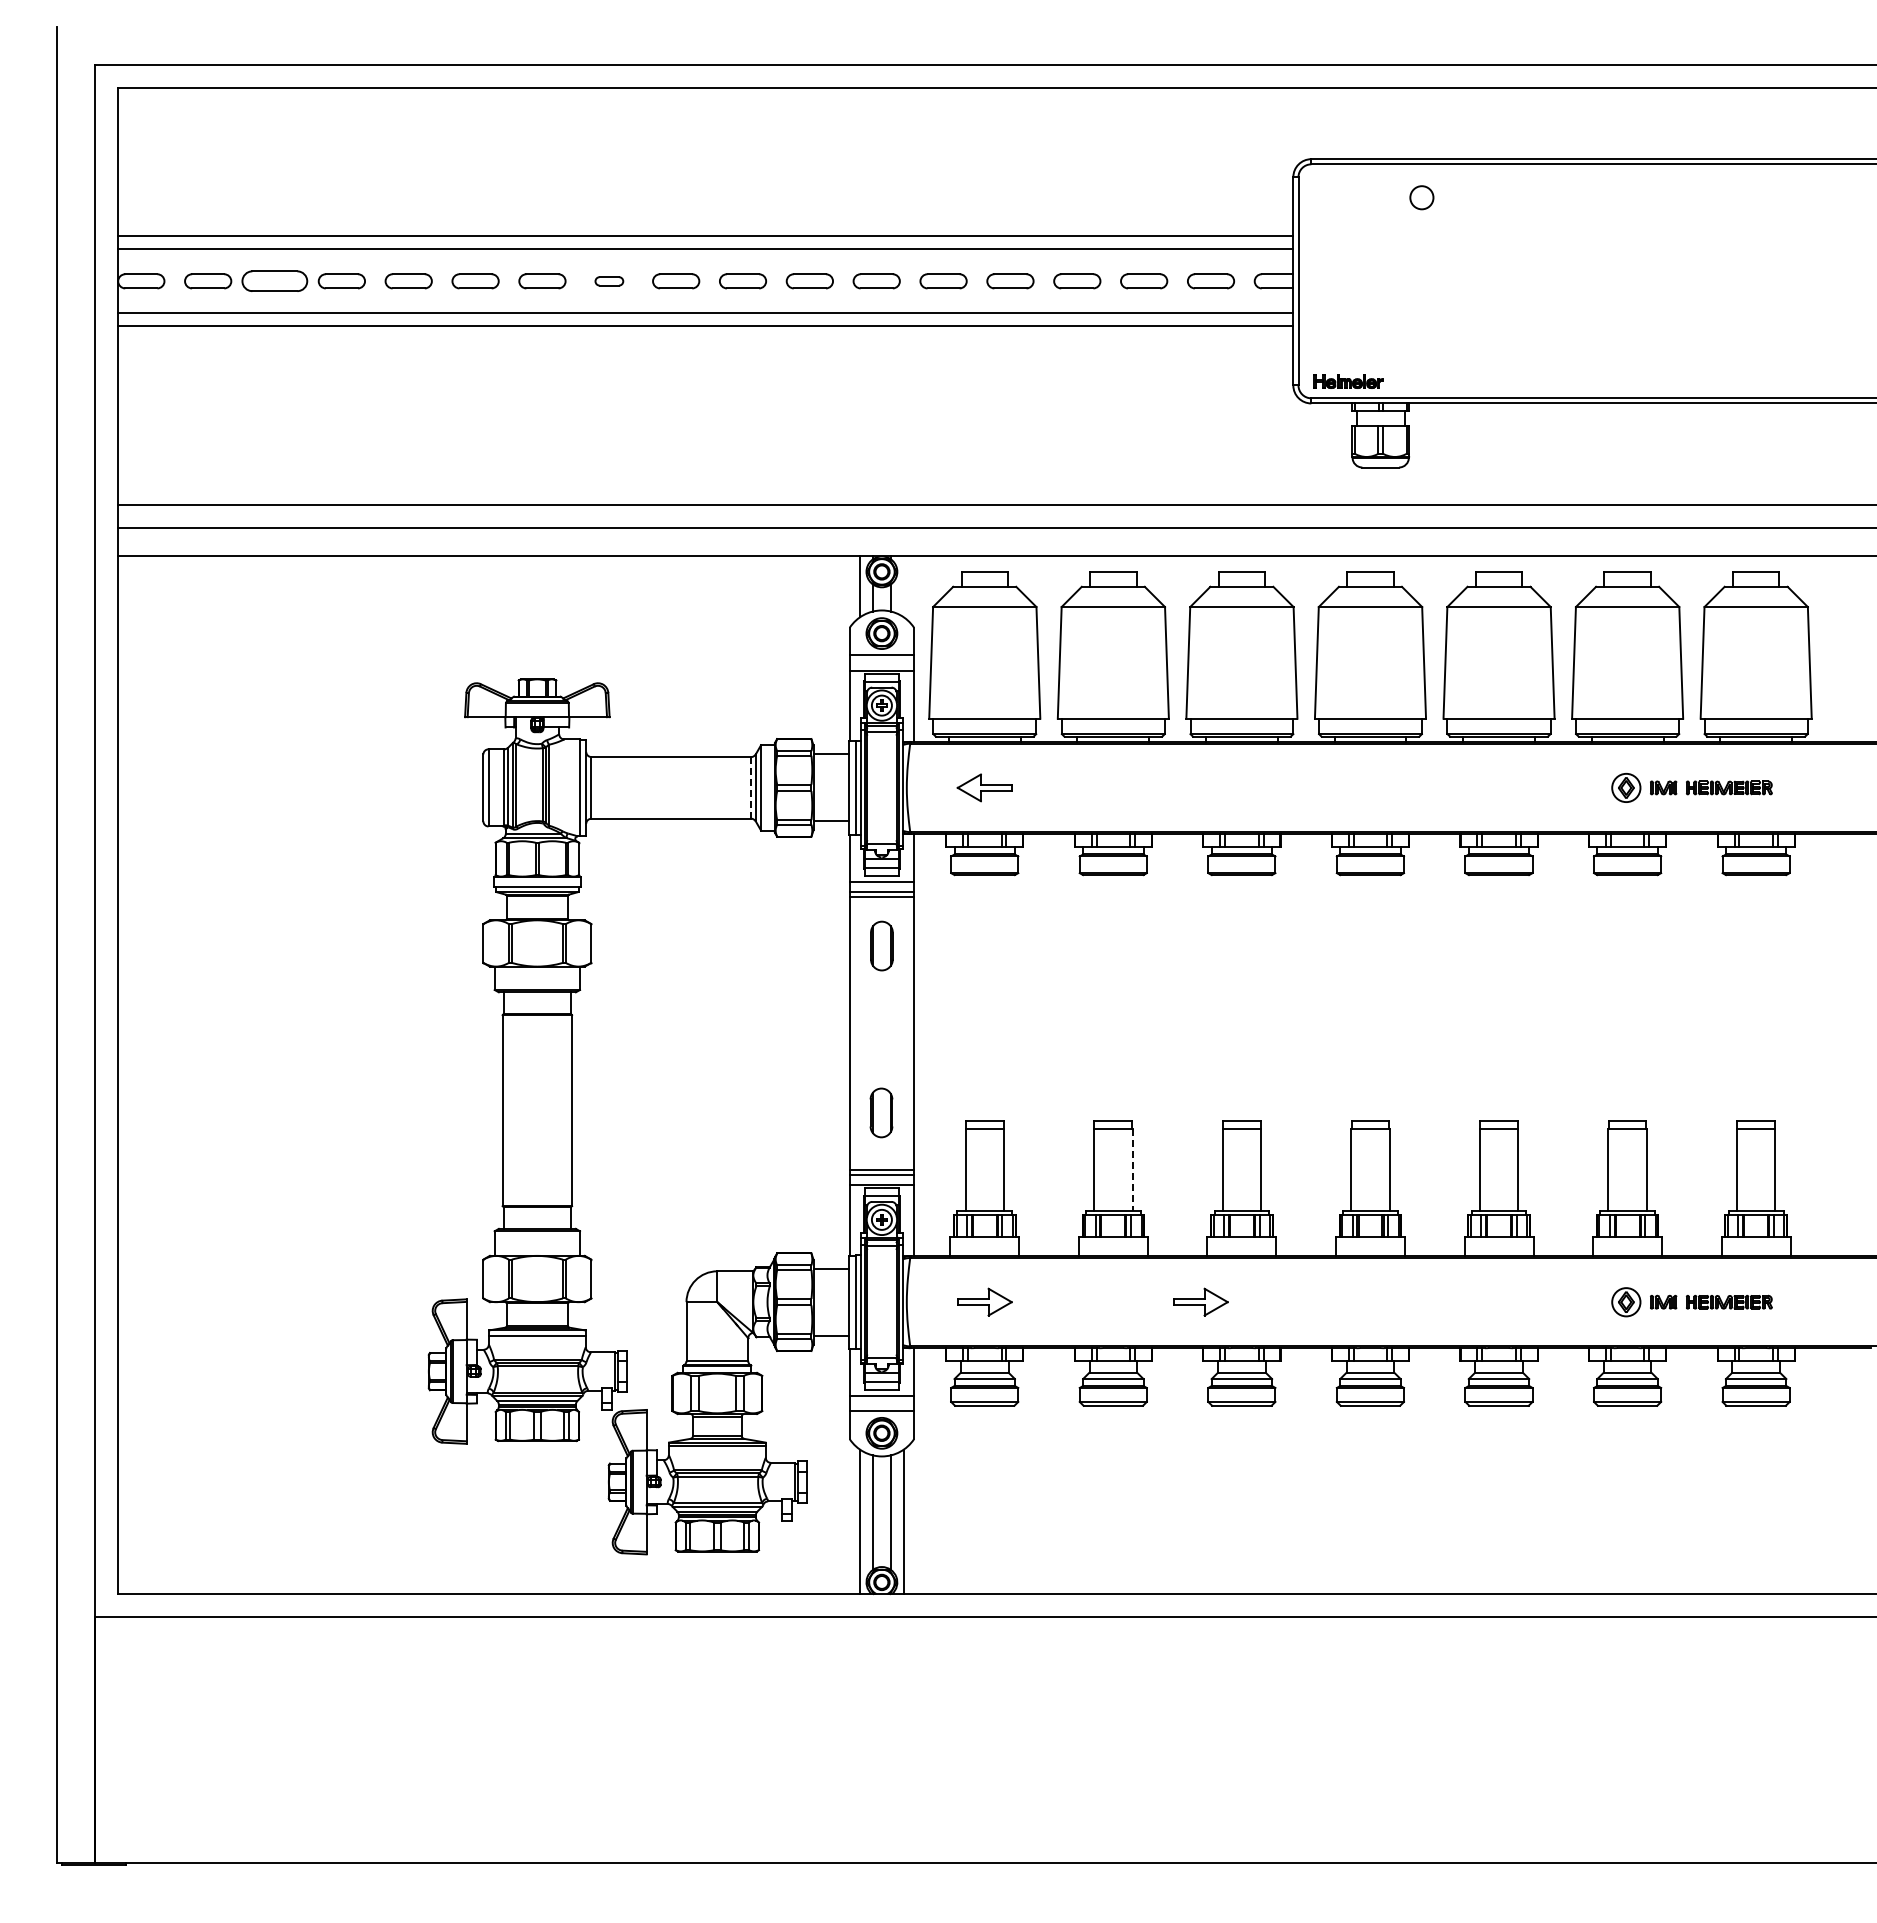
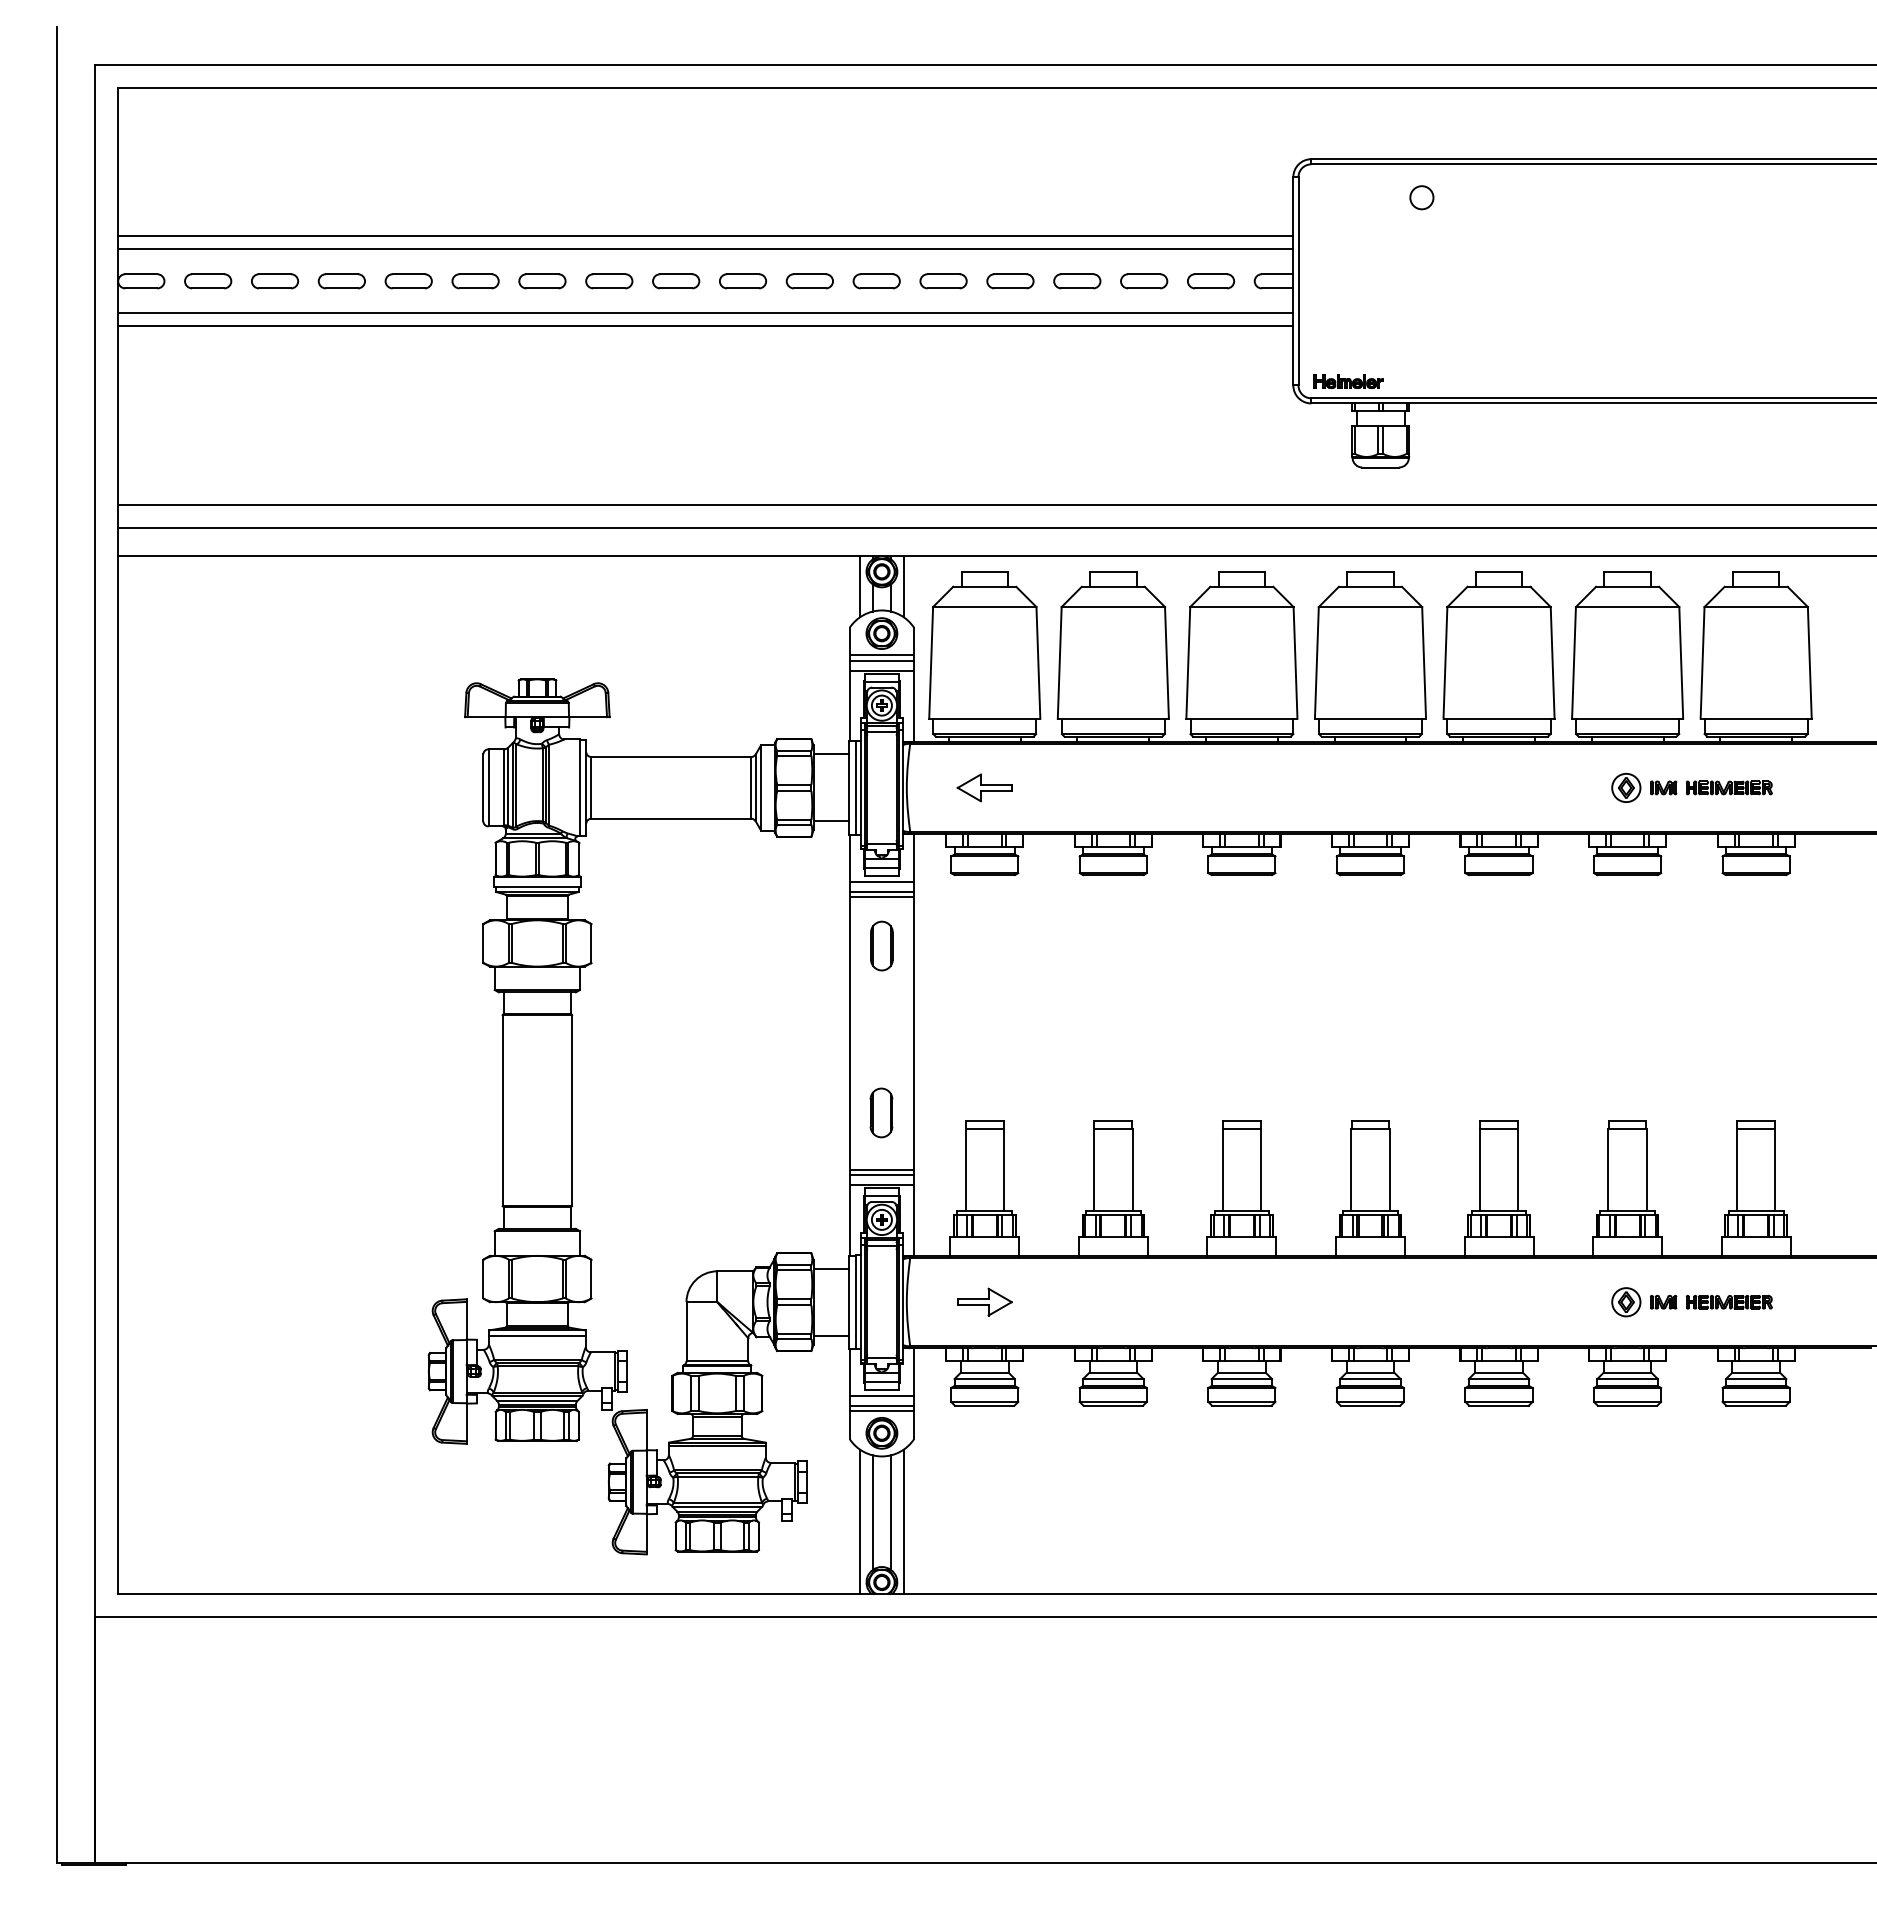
part size: 68x22 px -> 49x17 px (275, 281)
part size: 31x11 px -> 49x17 px (609, 281)
line: none -> present (903, 586)
line: none -> present (881, 660)
line: dashed -> solid (751, 787)
line: dashed -> solid (1132, 1170)
part: present -> none (1200, 1301)
line: none -> present (881, 1406)
